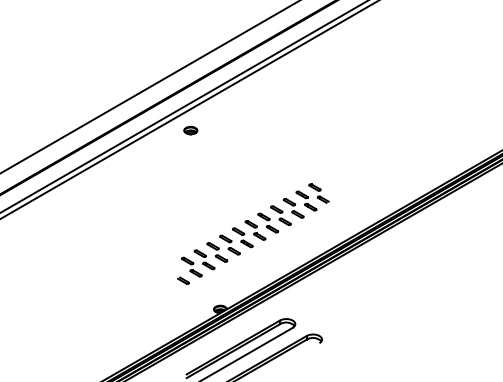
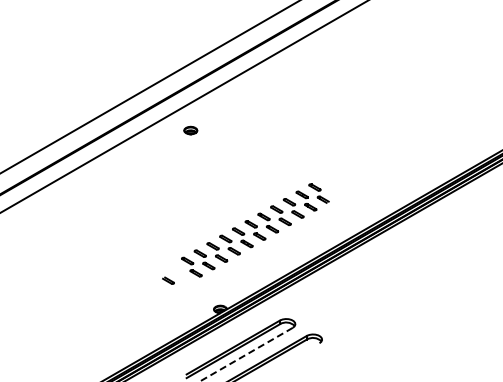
line: present -> none (188, 109)
part position: (183, 280) -> (168, 280) (168, 280)
line: solid -> dashed (246, 354)
